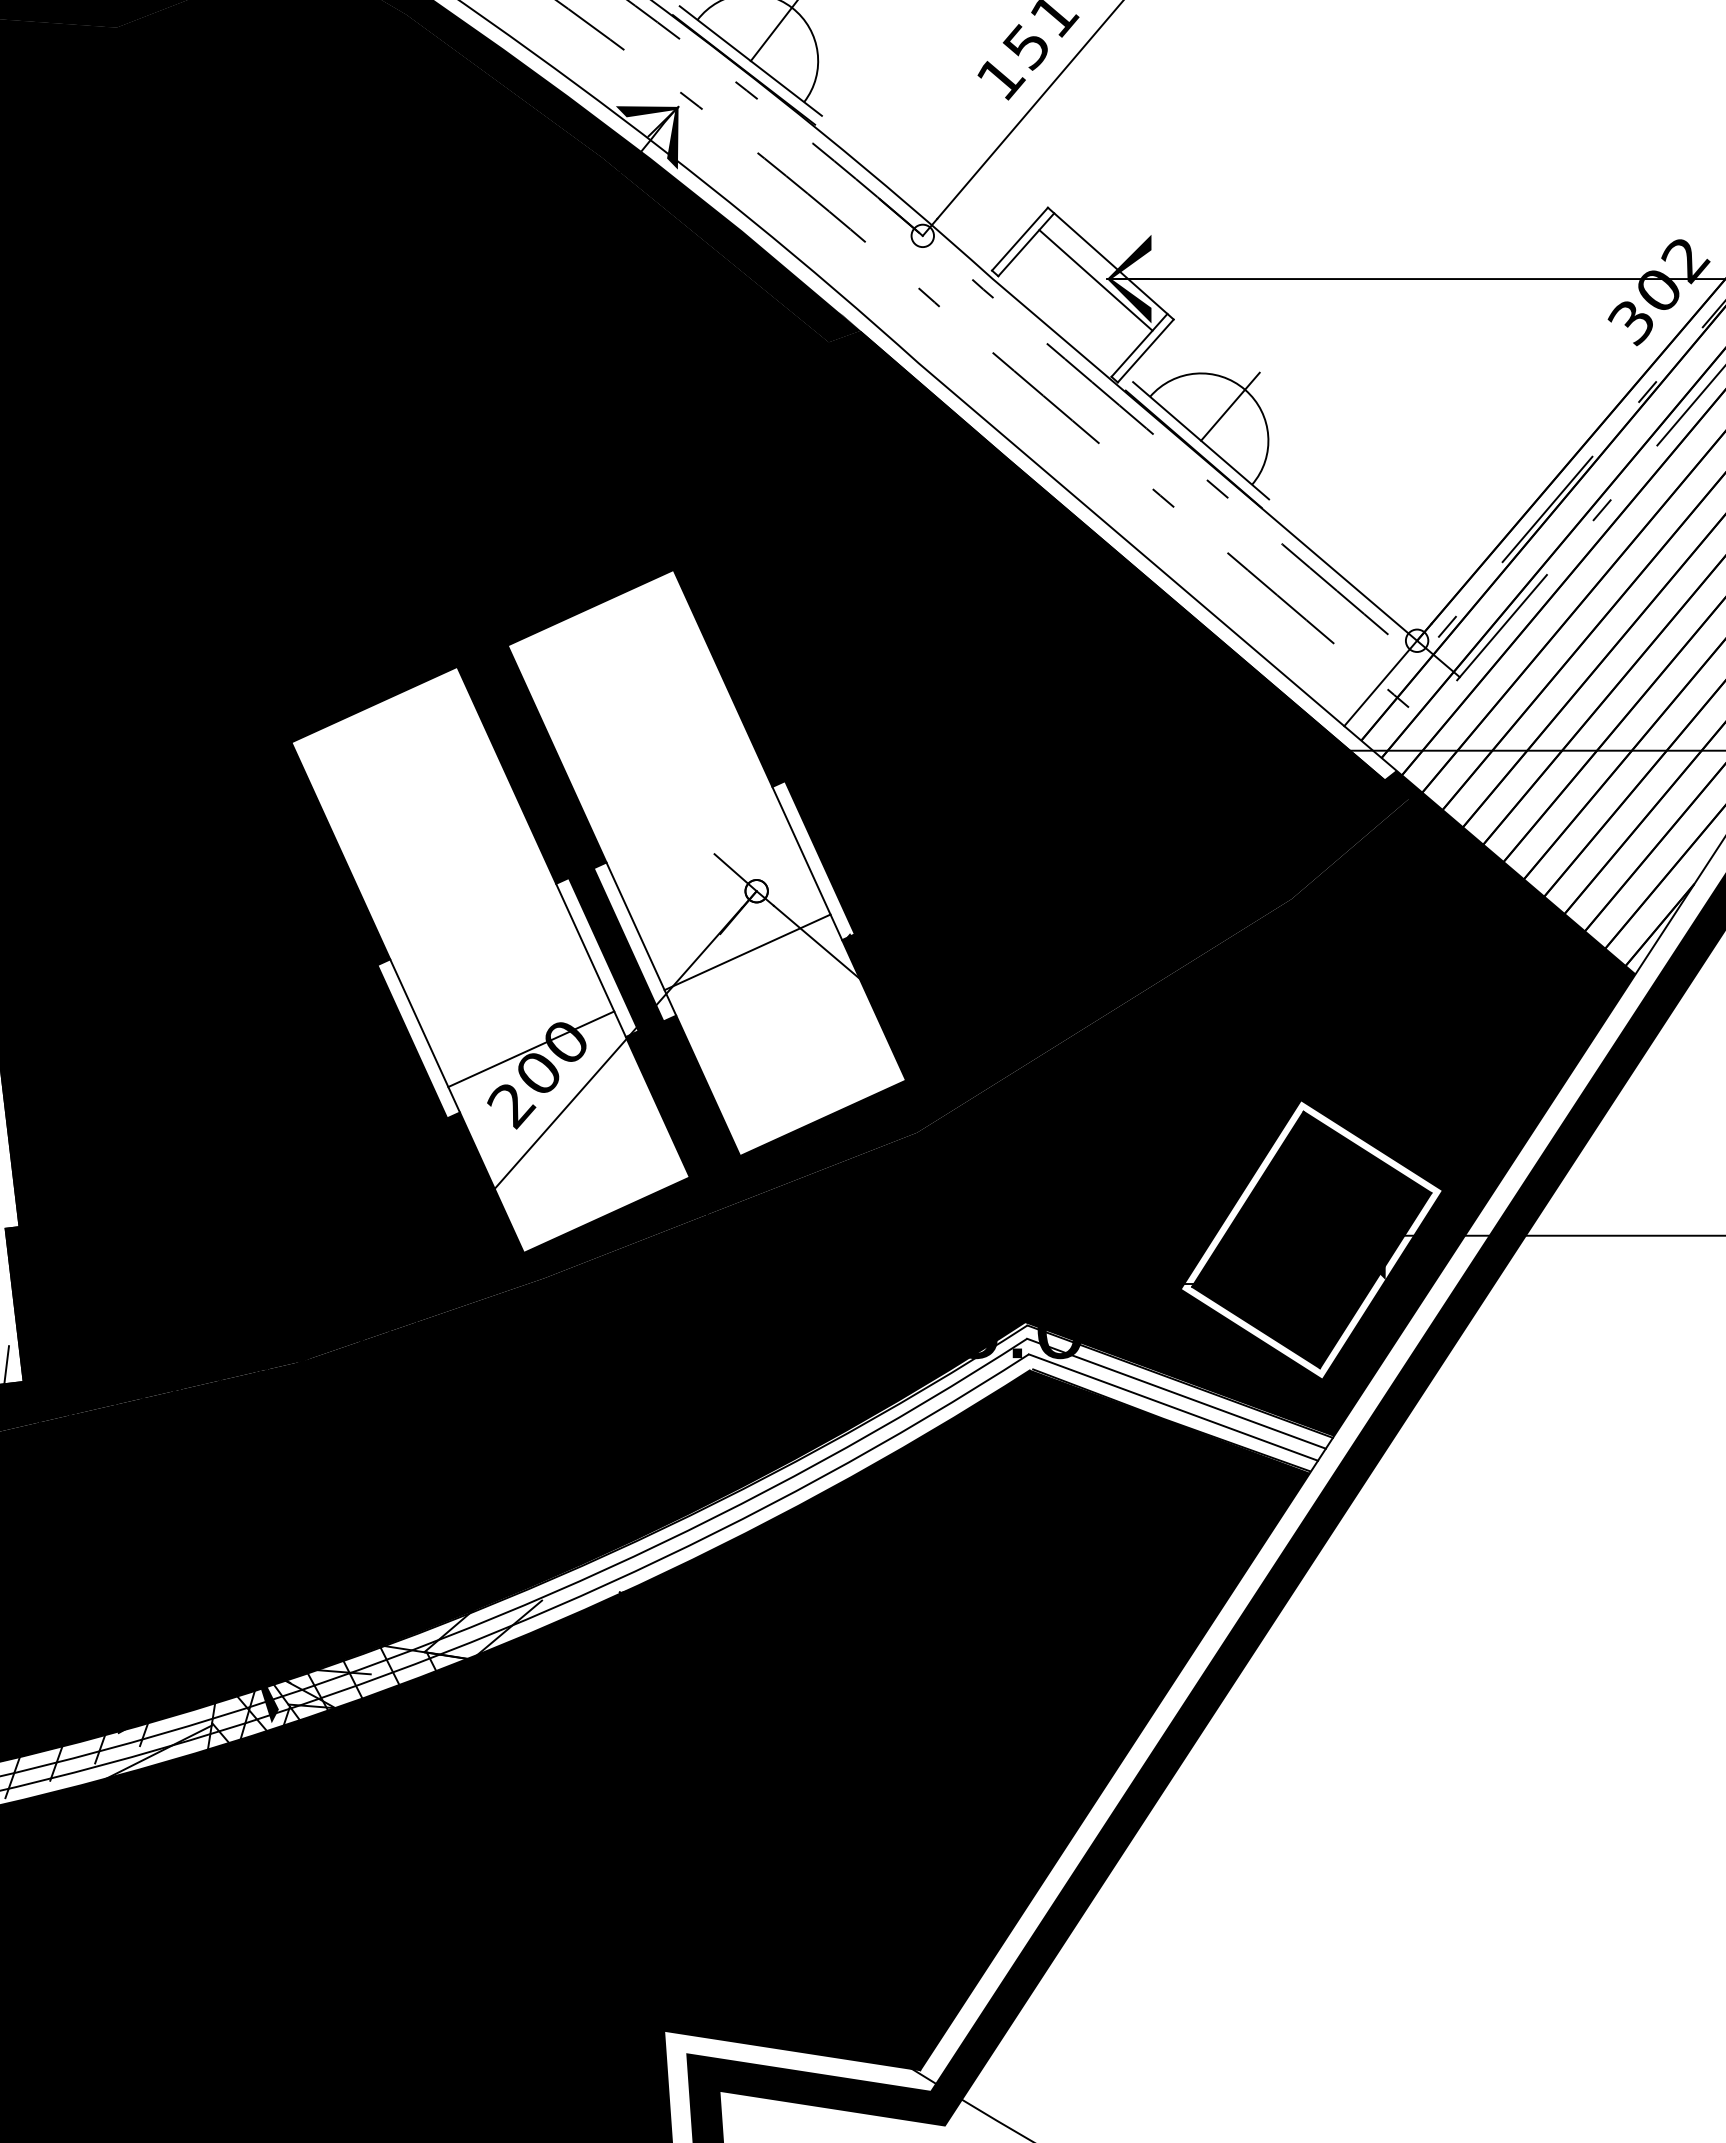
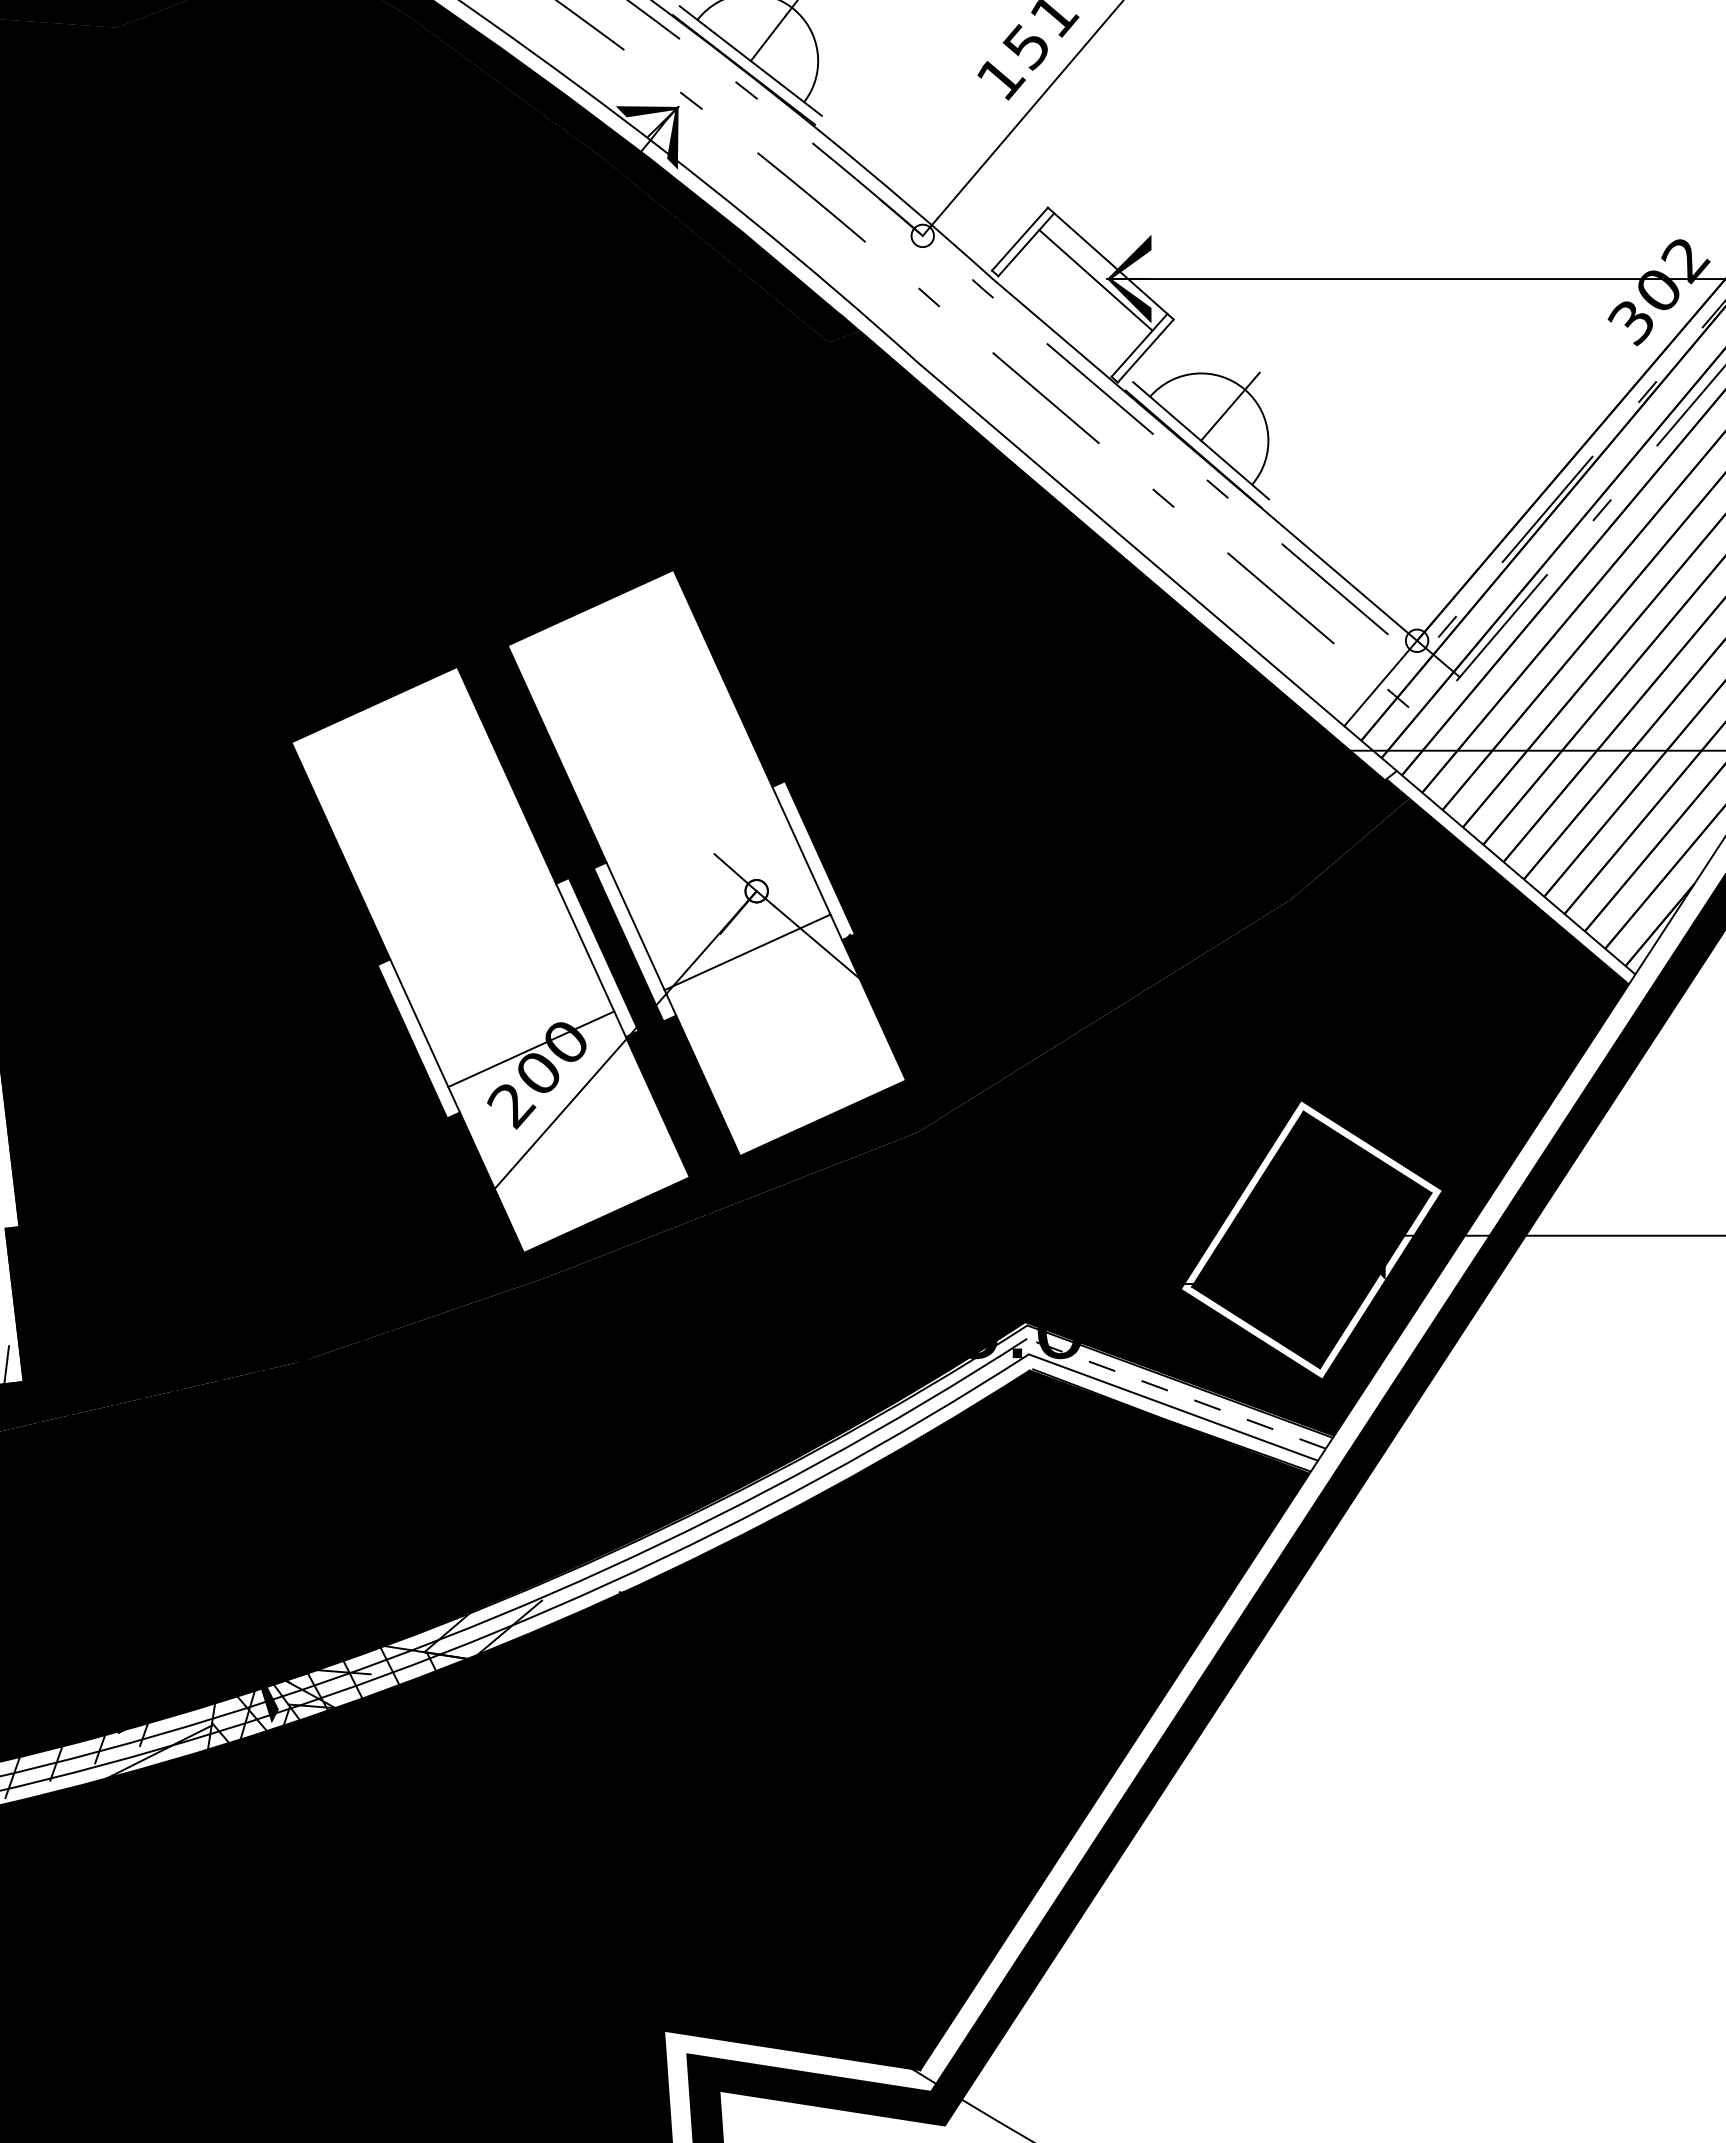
fill: present -> none (1510, 880)
line: solid -> dashed (1176, 1393)
